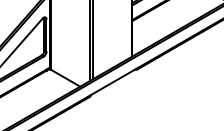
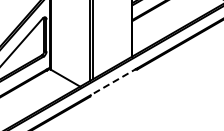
line: solid -> dashed (113, 81)
